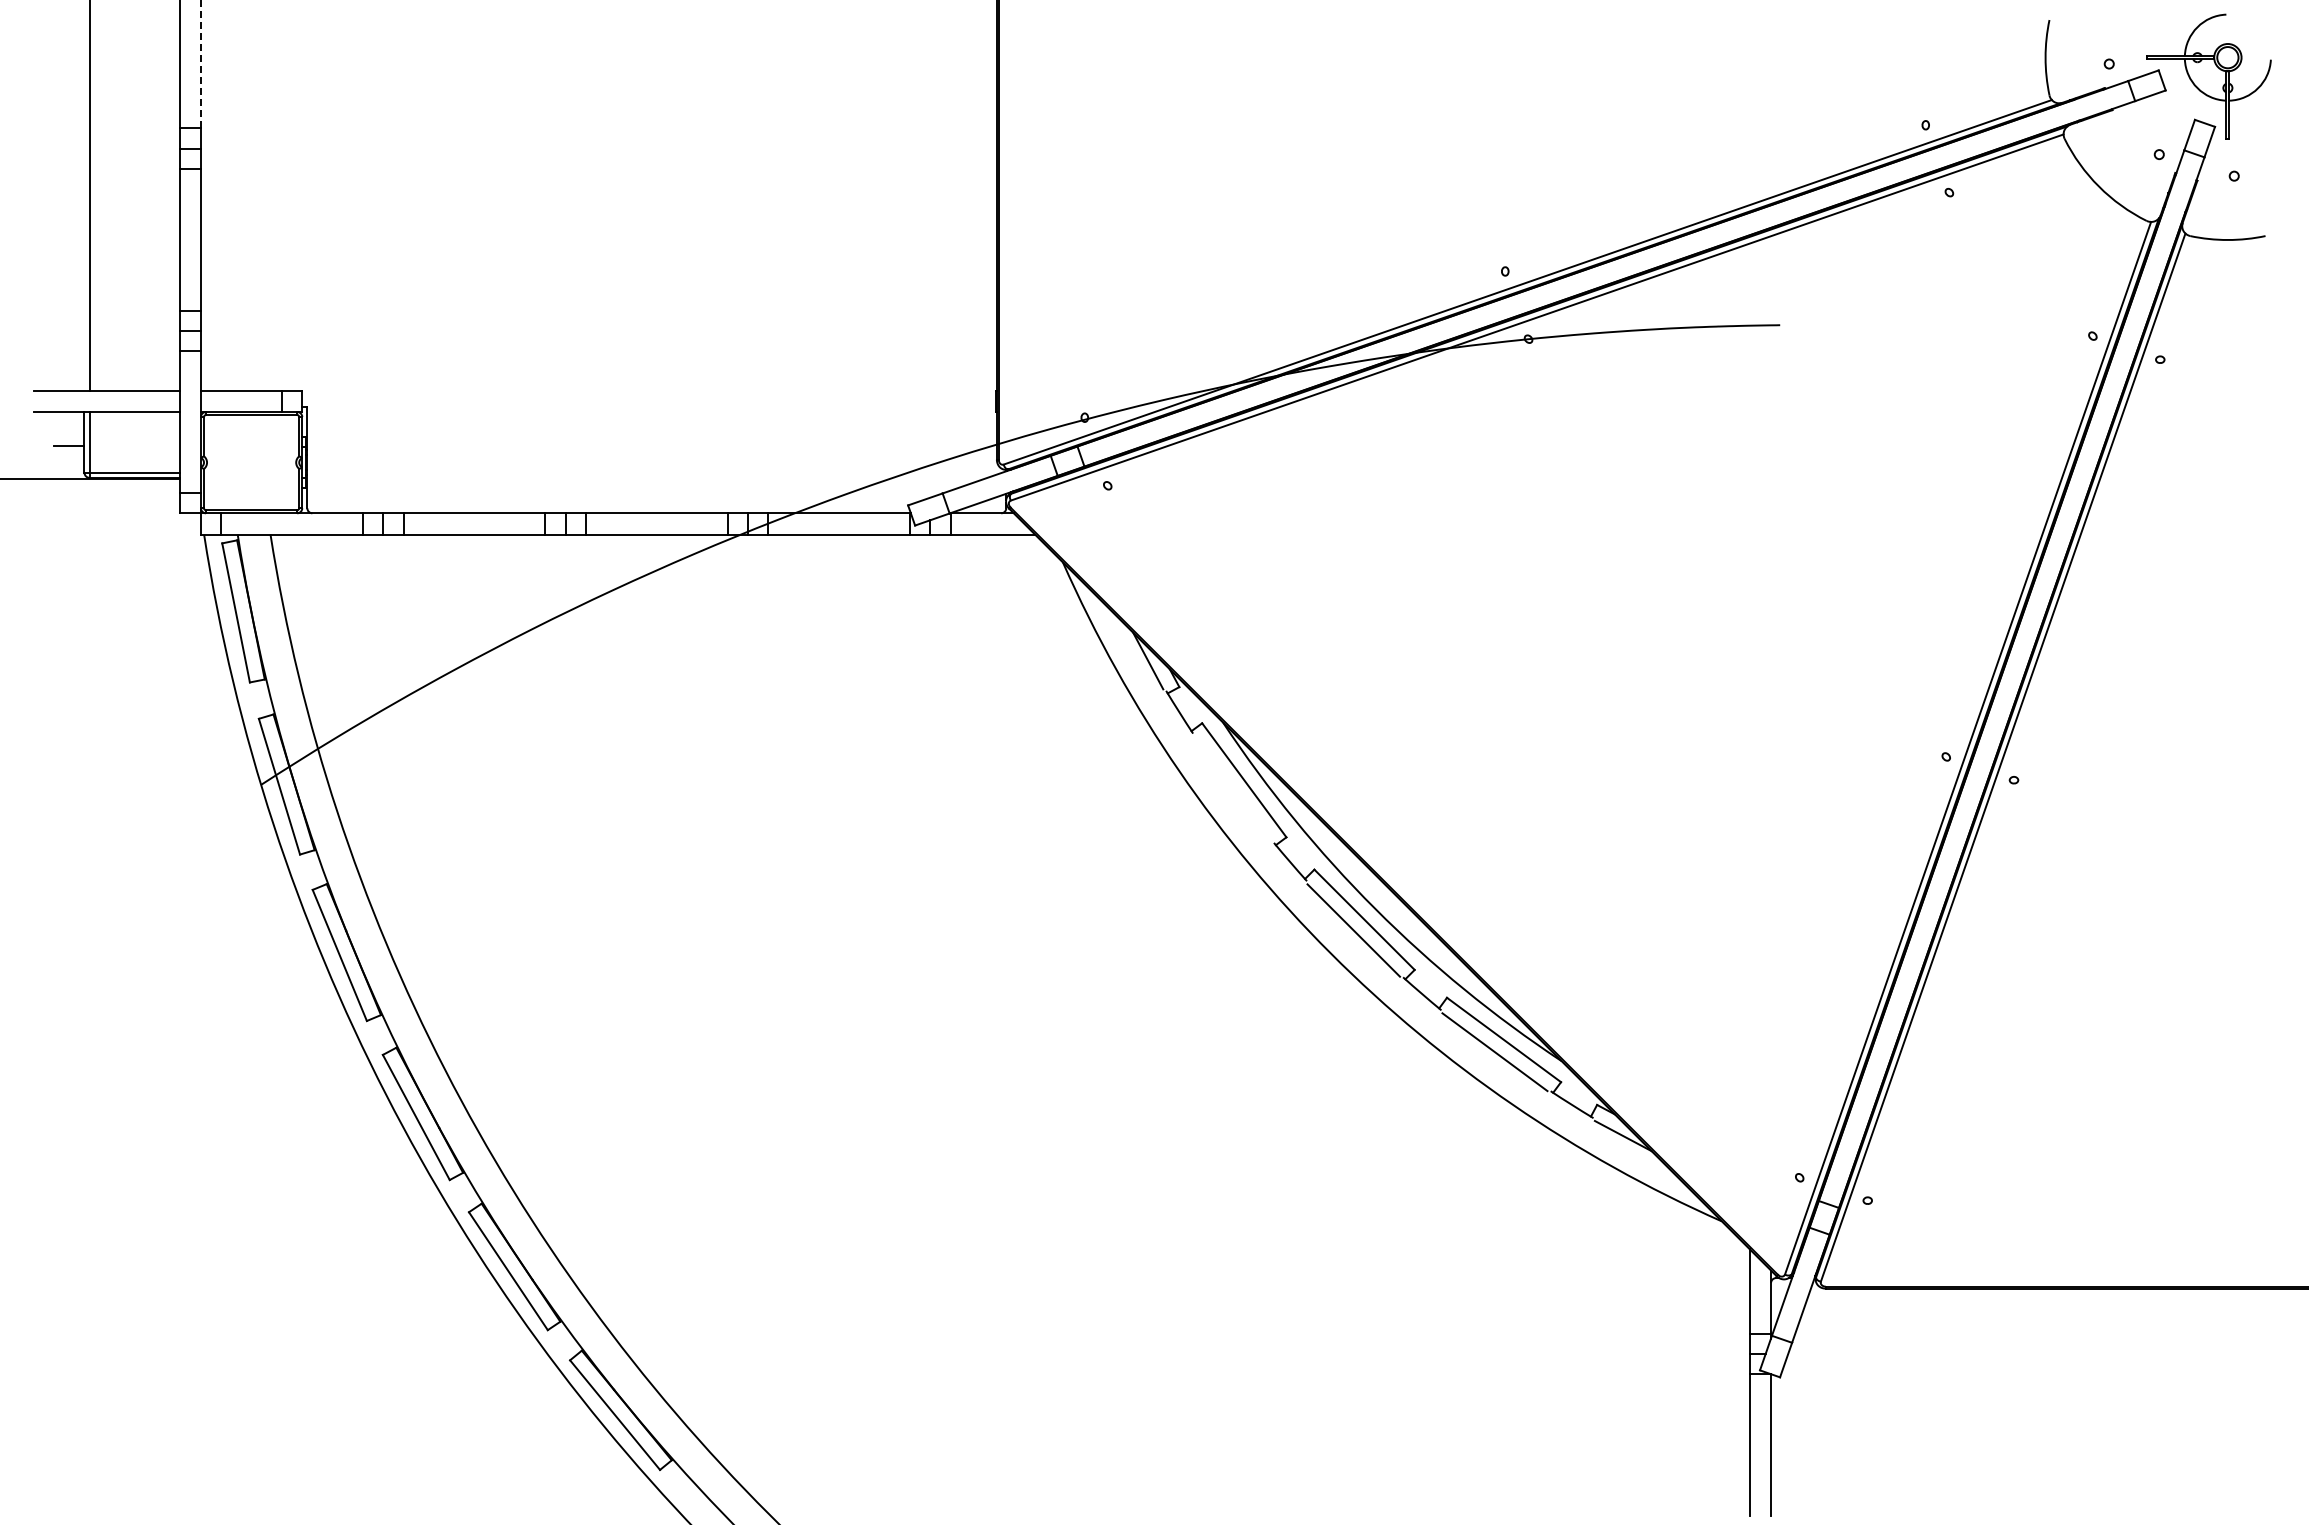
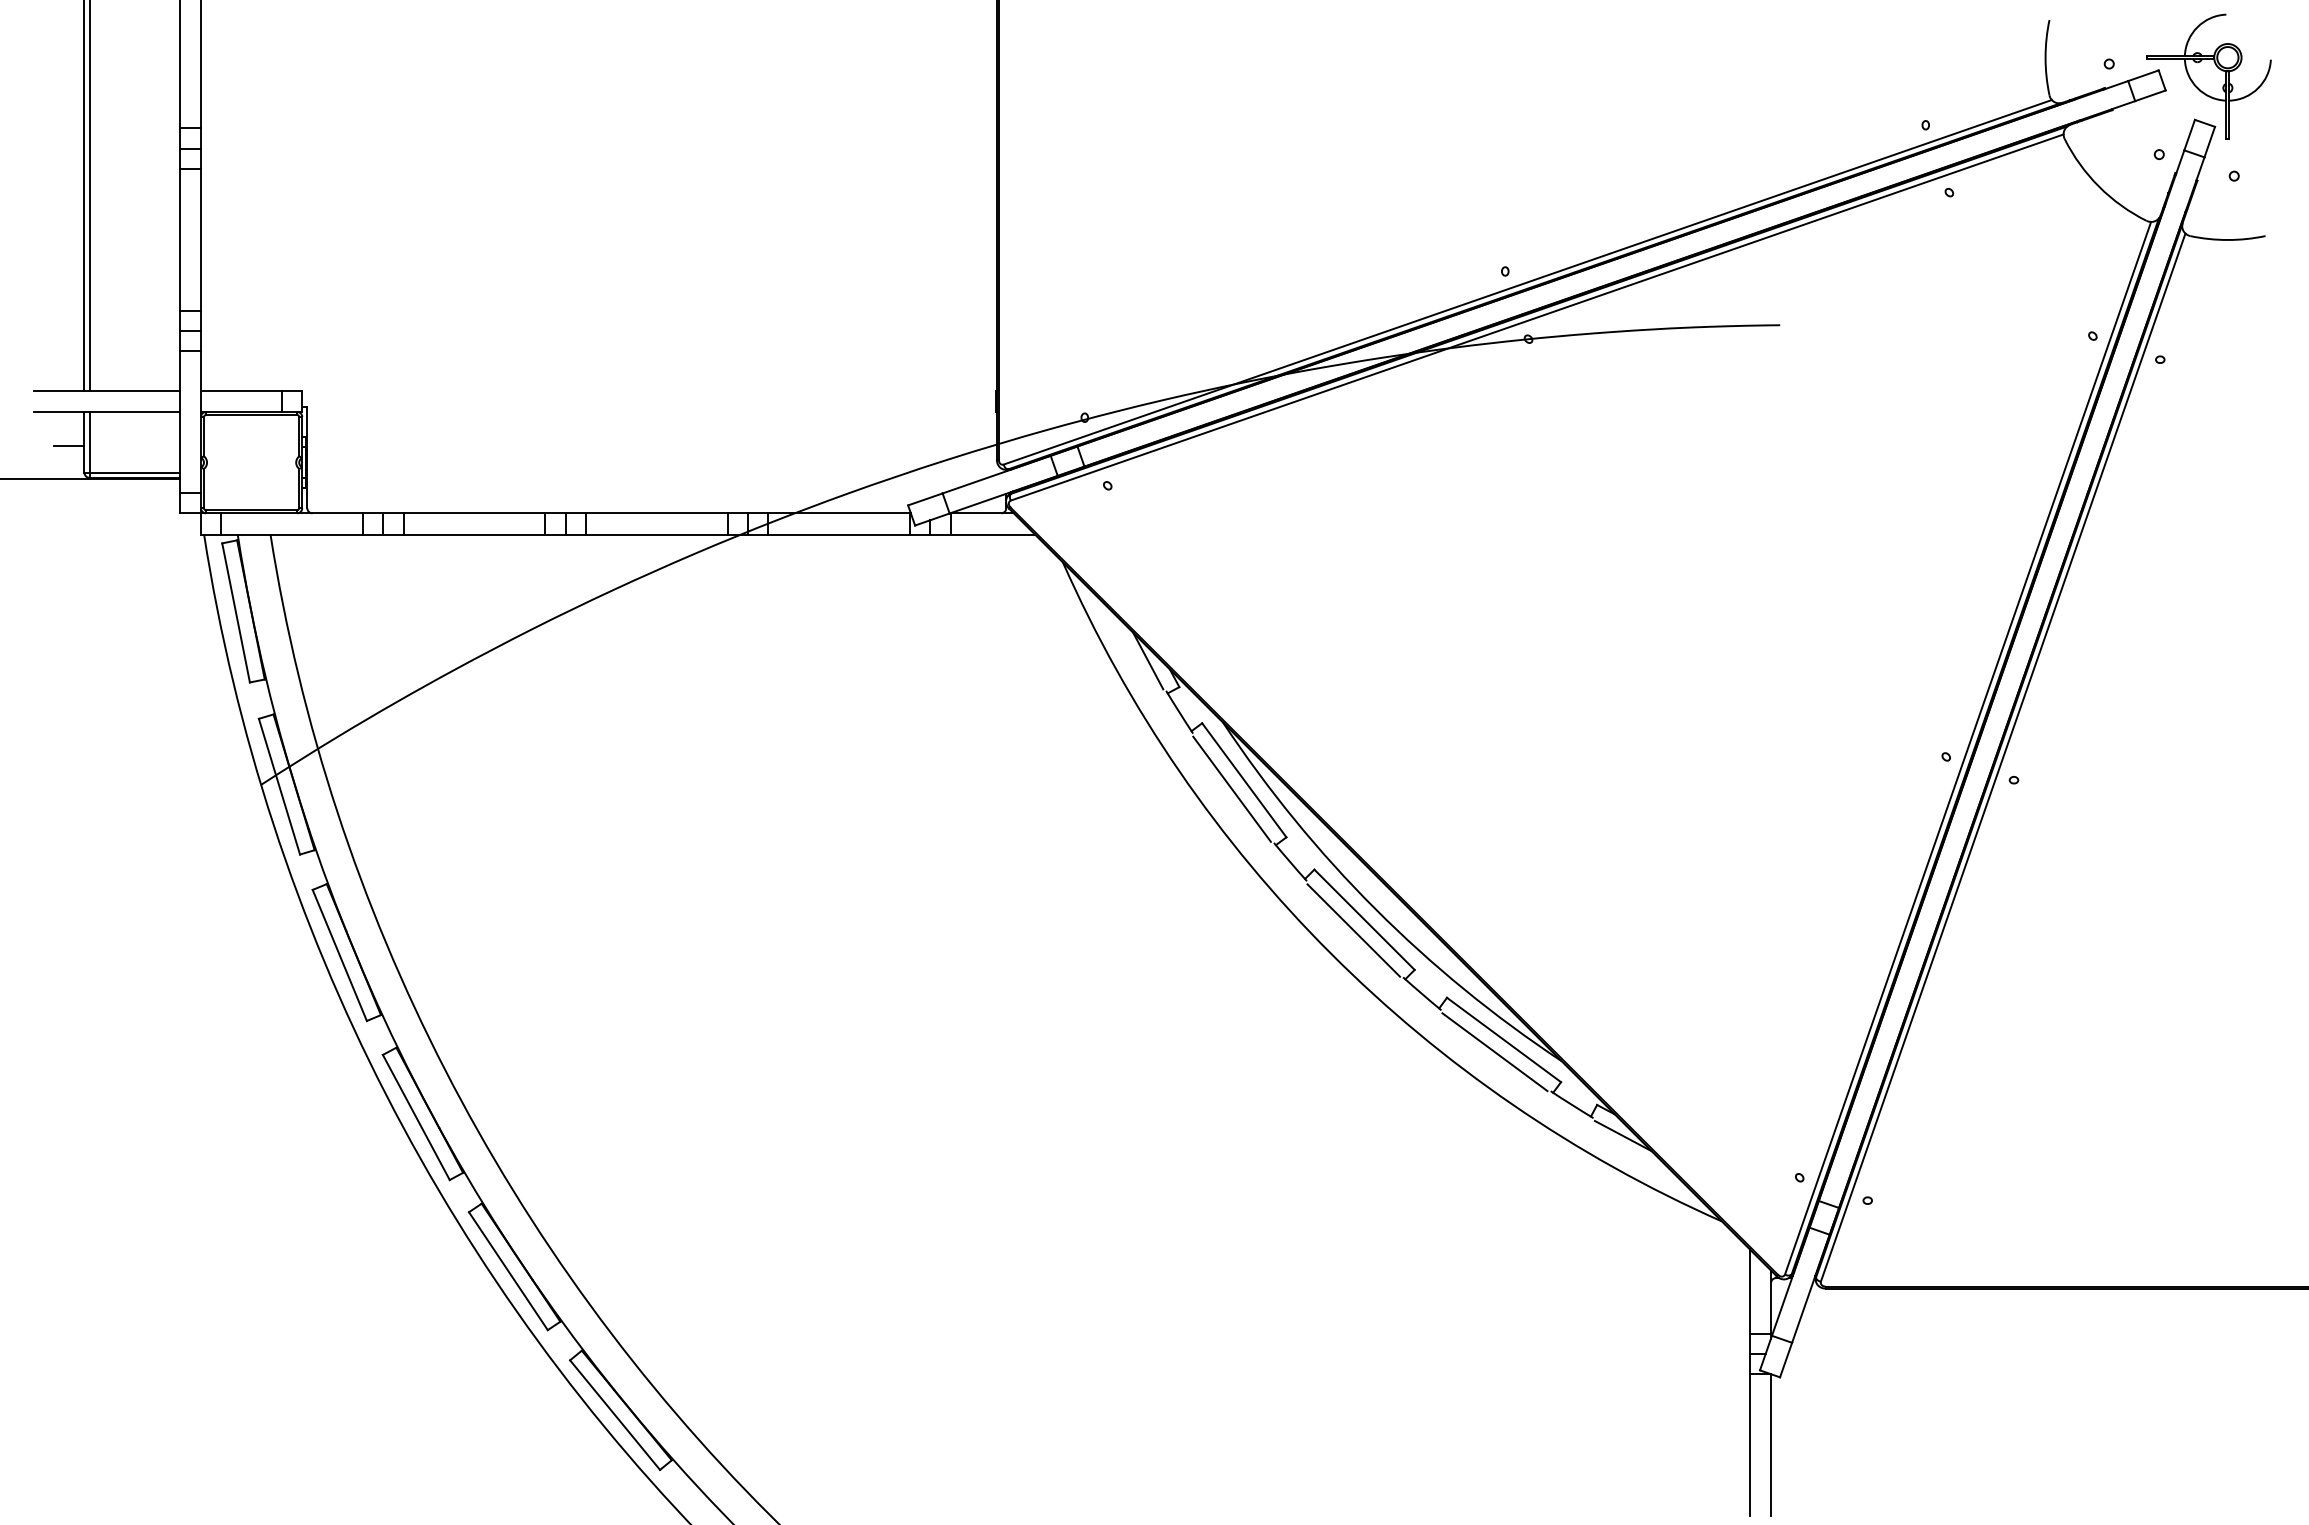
line: dashed -> solid (200, 64)
line: none -> present (84, 196)
line: none -> present (1231, 788)
